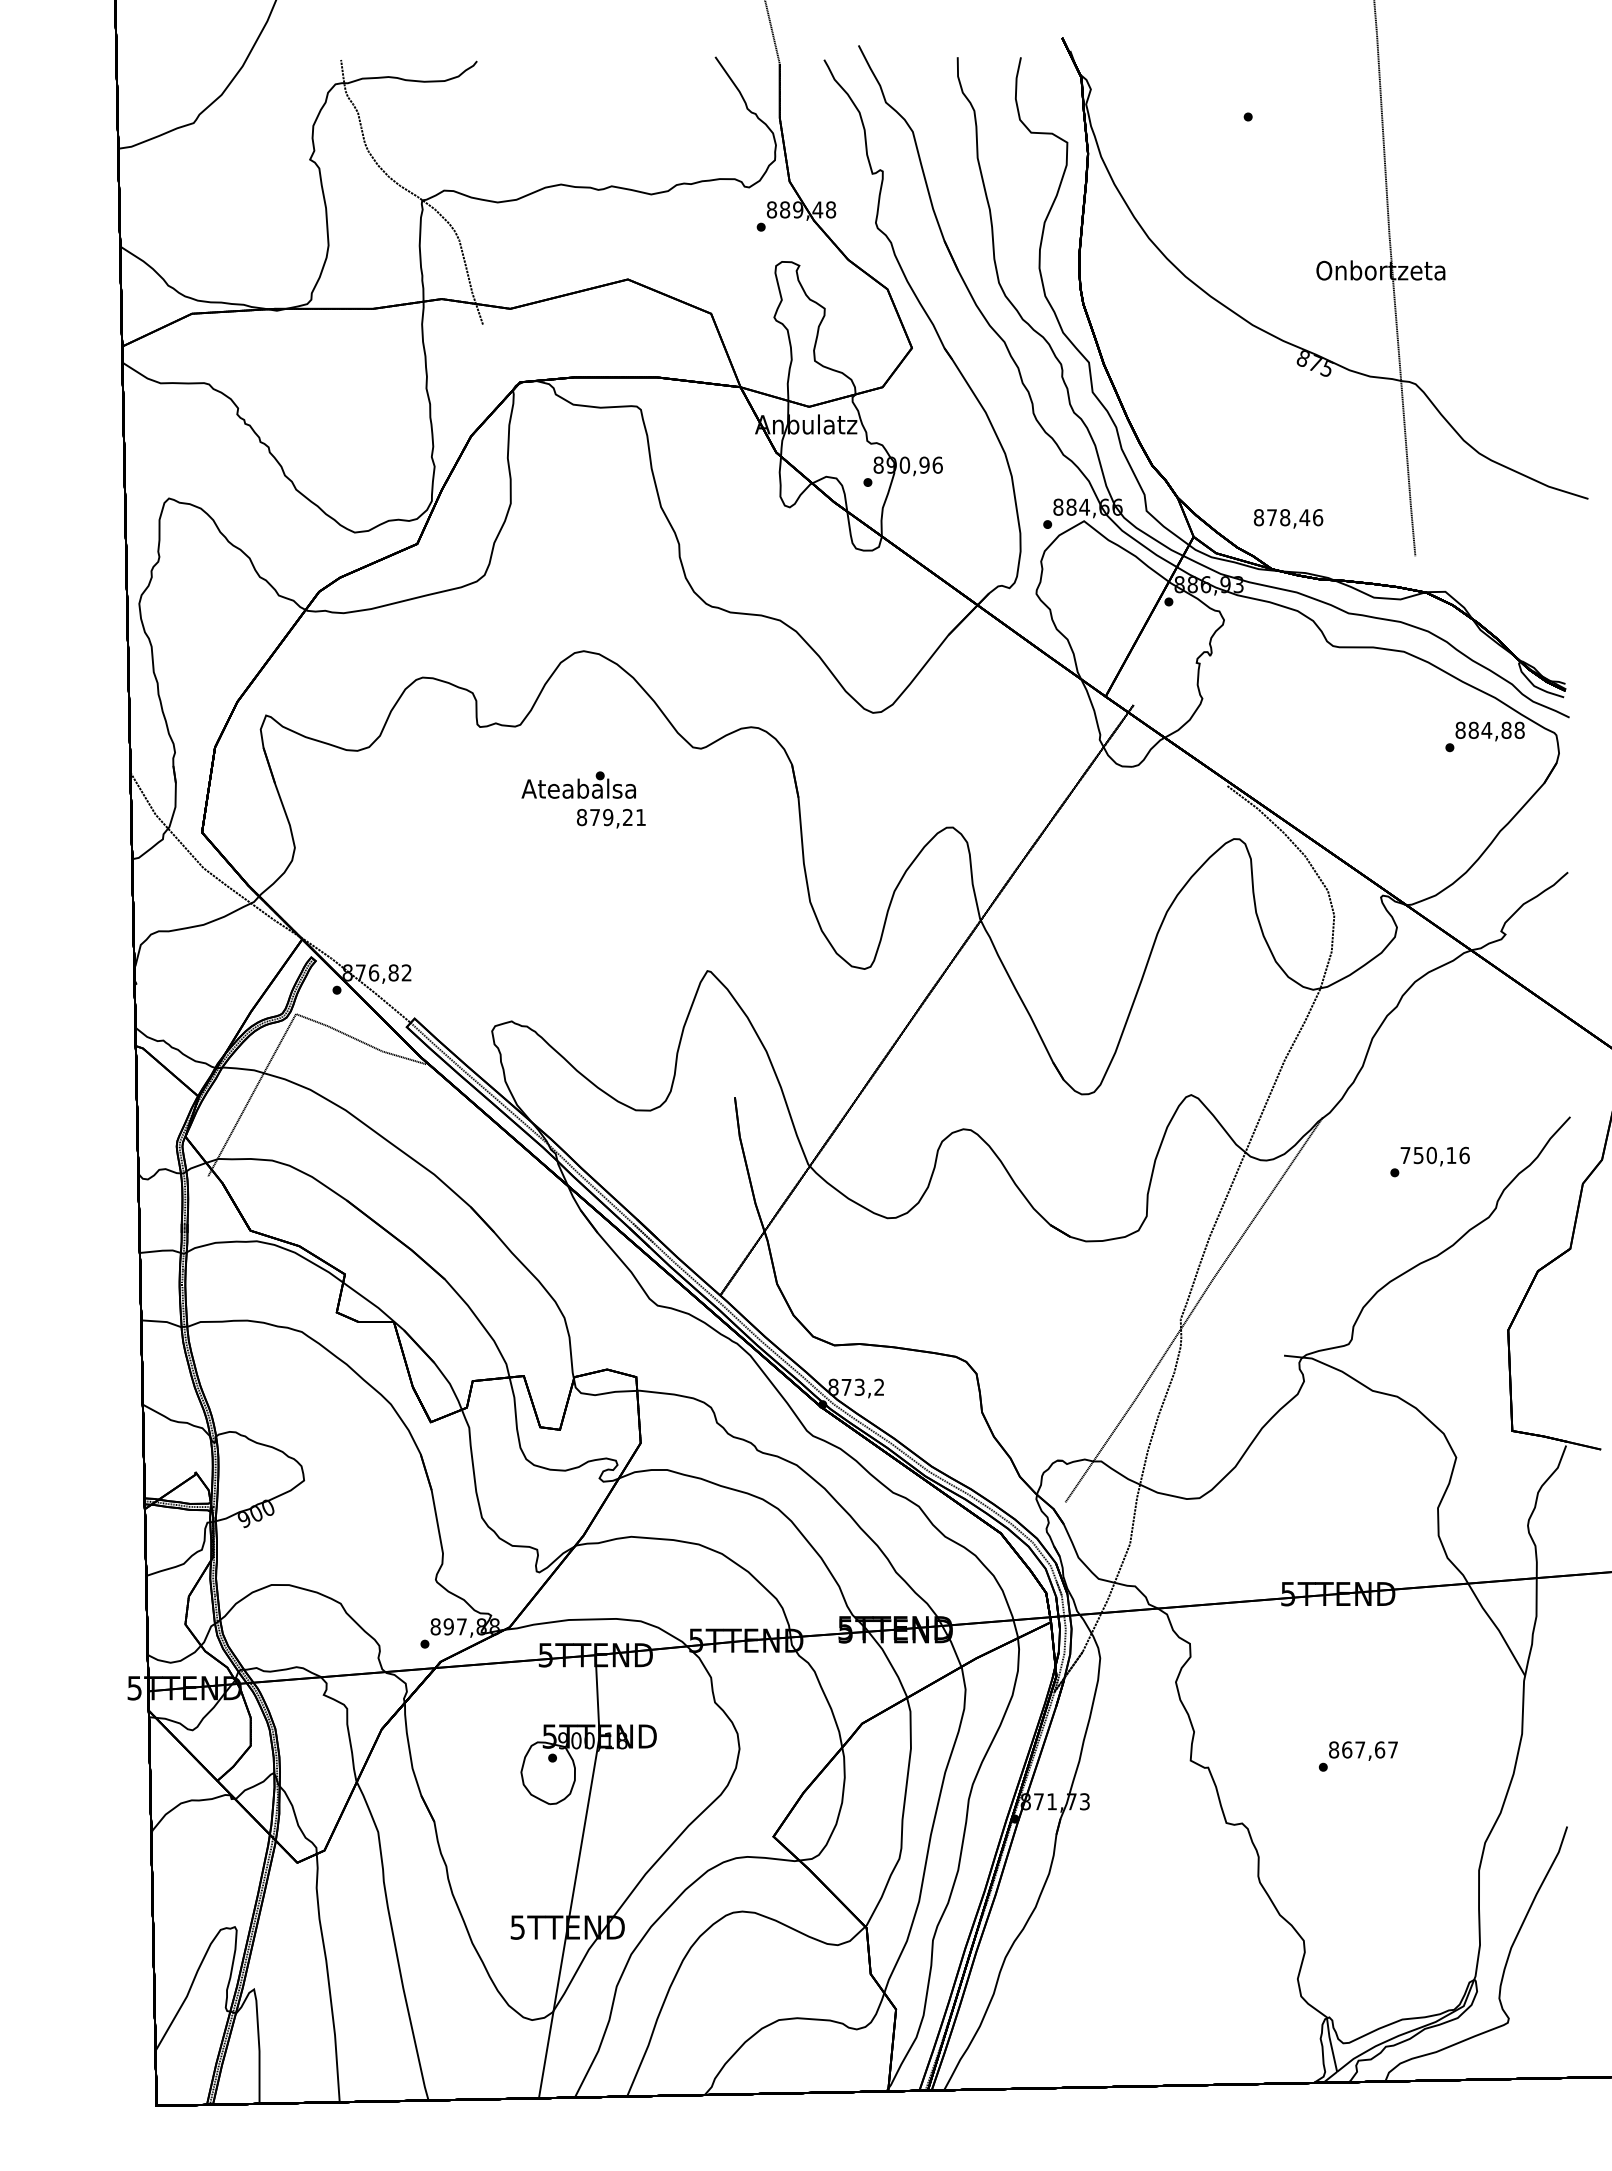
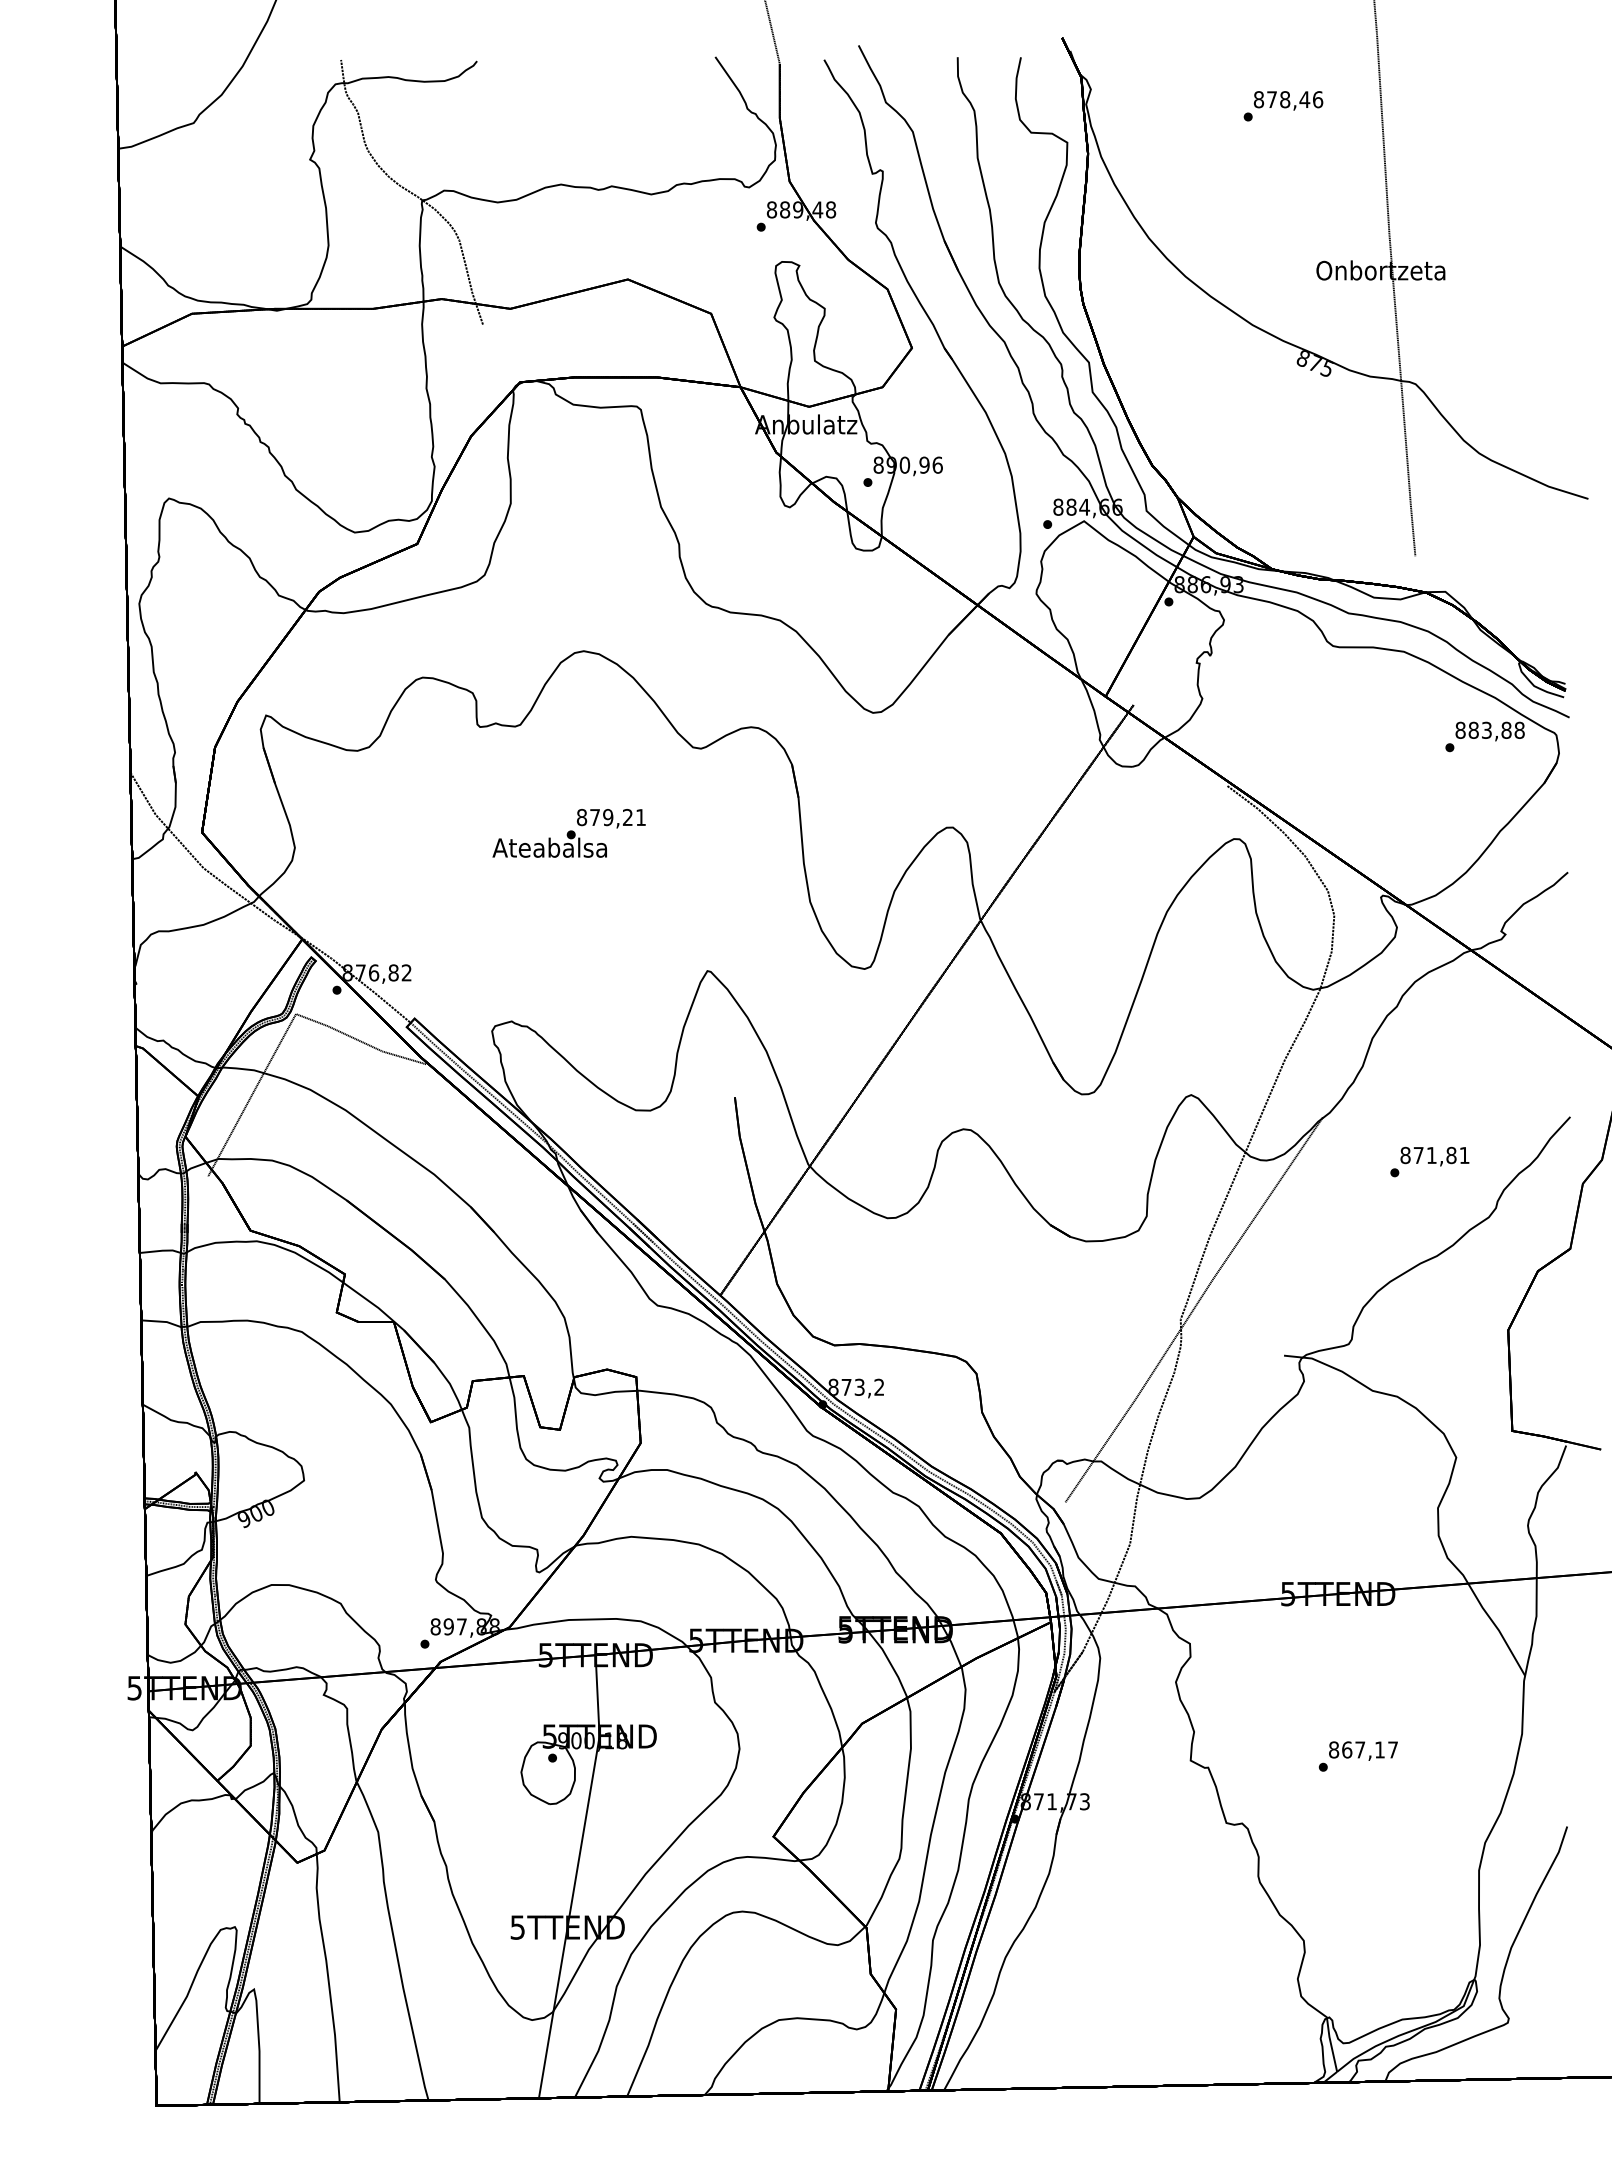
text position: (1288, 518) -> (1288, 100) (1288, 100)
text: 884,88 -> 883,88 (1486, 729)
text position: (578, 784) -> (549, 843) (549, 843)
text: 750,16 -> 871,81 (1434, 1155)
text: 867,67 -> 867,17 (1380, 1749)
